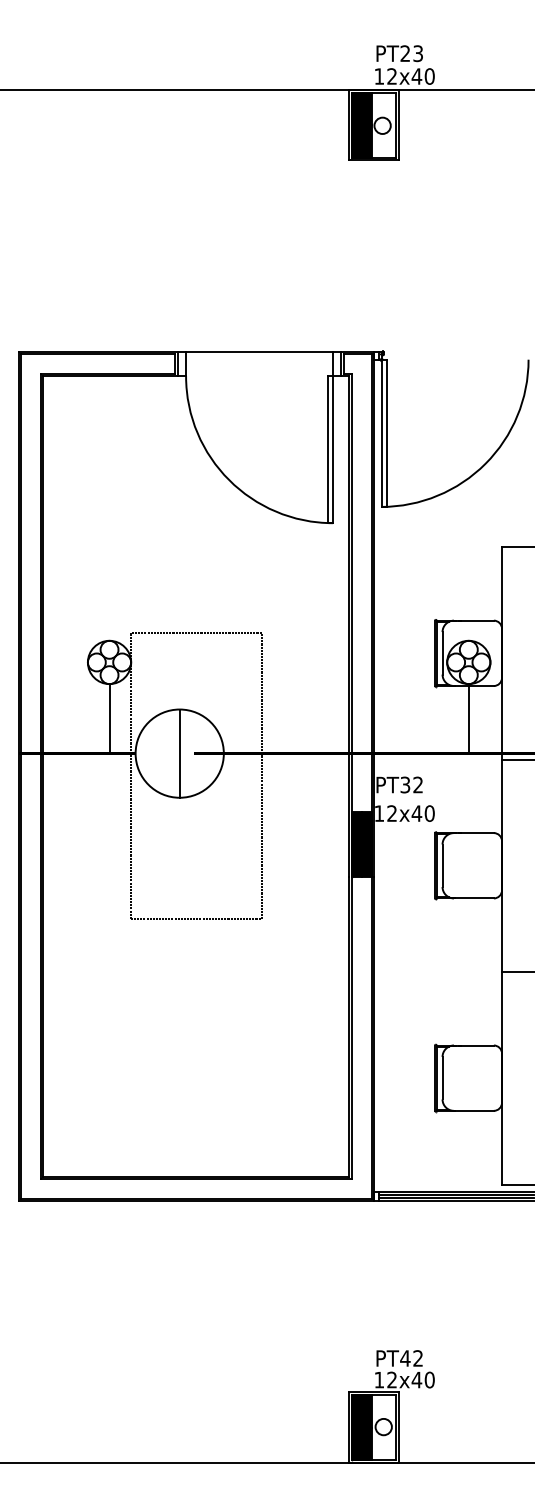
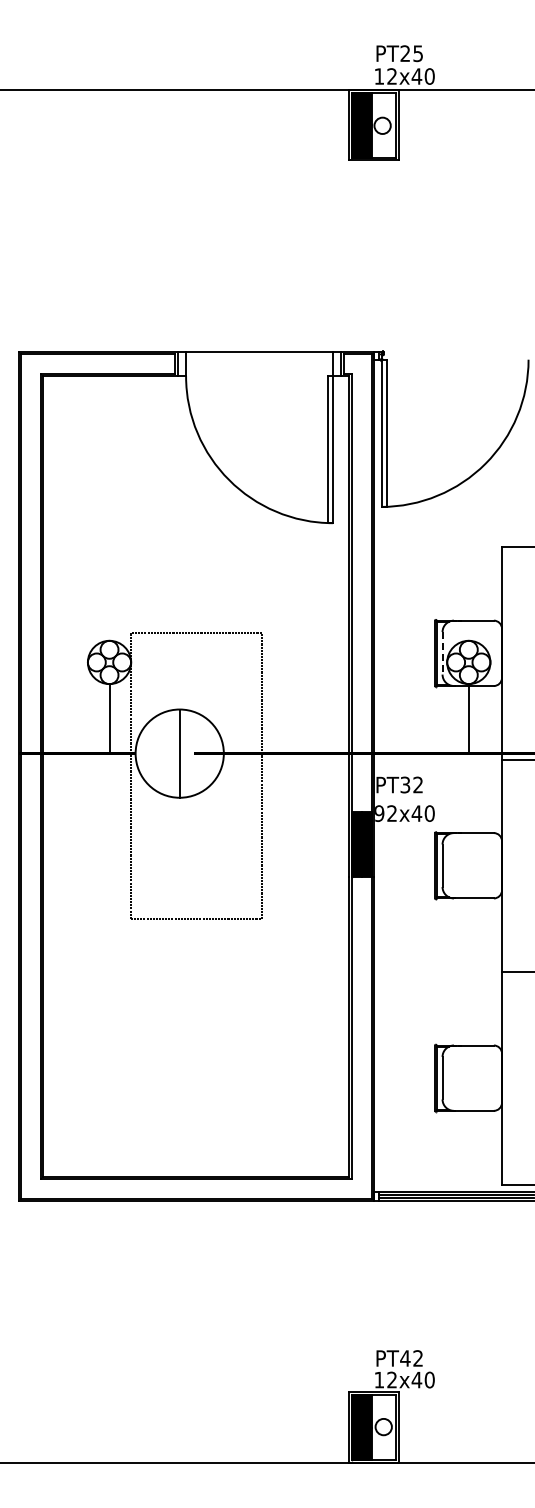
text: PT23 -> PT25 (417, 53)
line: solid -> dashed (442, 653)
text: 12x40 -> 92x40 (379, 813)
